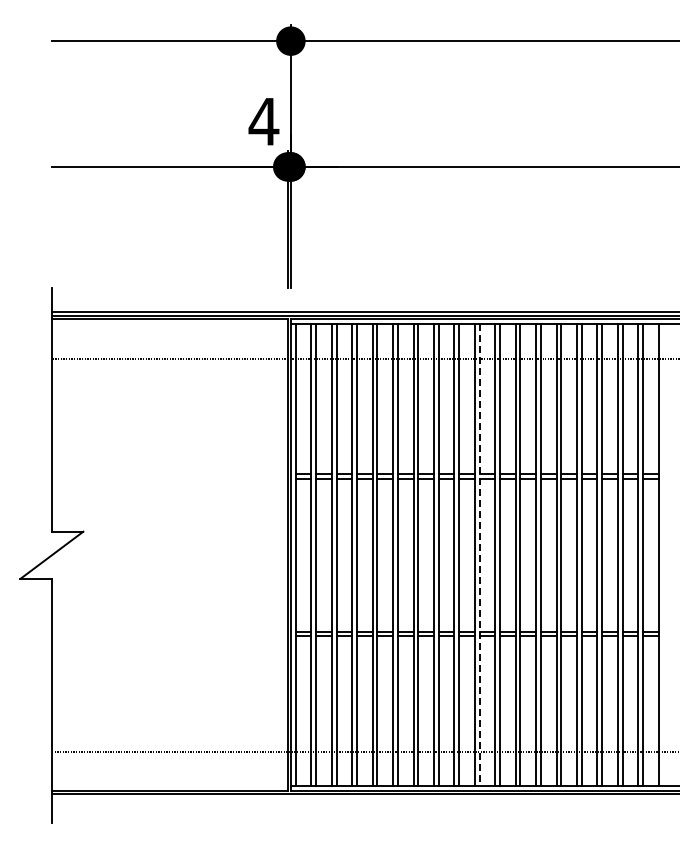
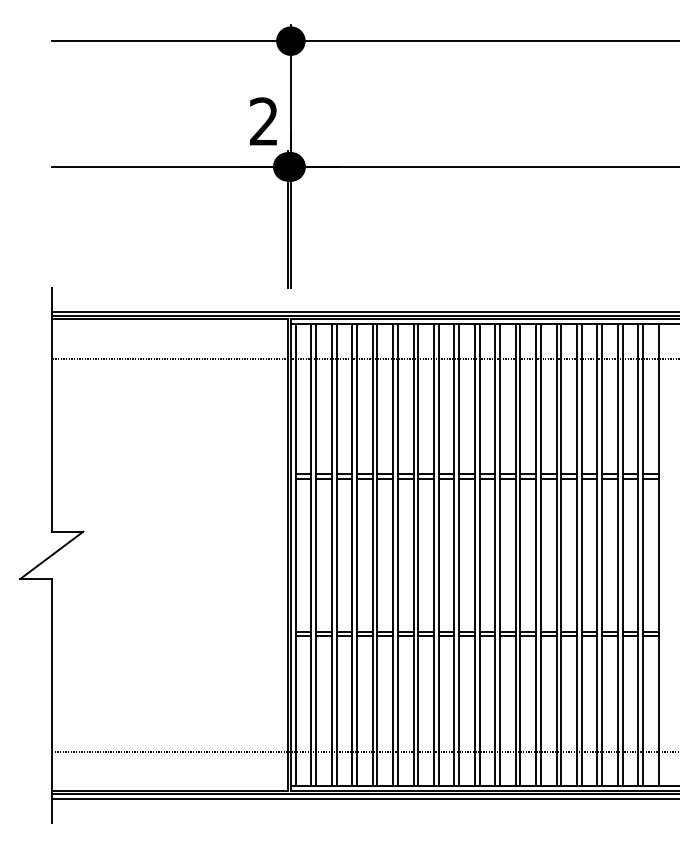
text: 4 -> 2 (263, 121)
line: dashed -> solid (479, 555)
line: none -> present (363, 798)
